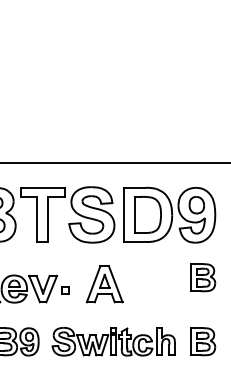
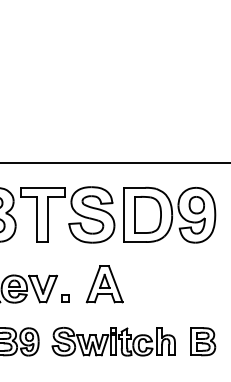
part: present -> none (203, 277)
part position: (65, 290) -> (65, 298) (65, 298)
